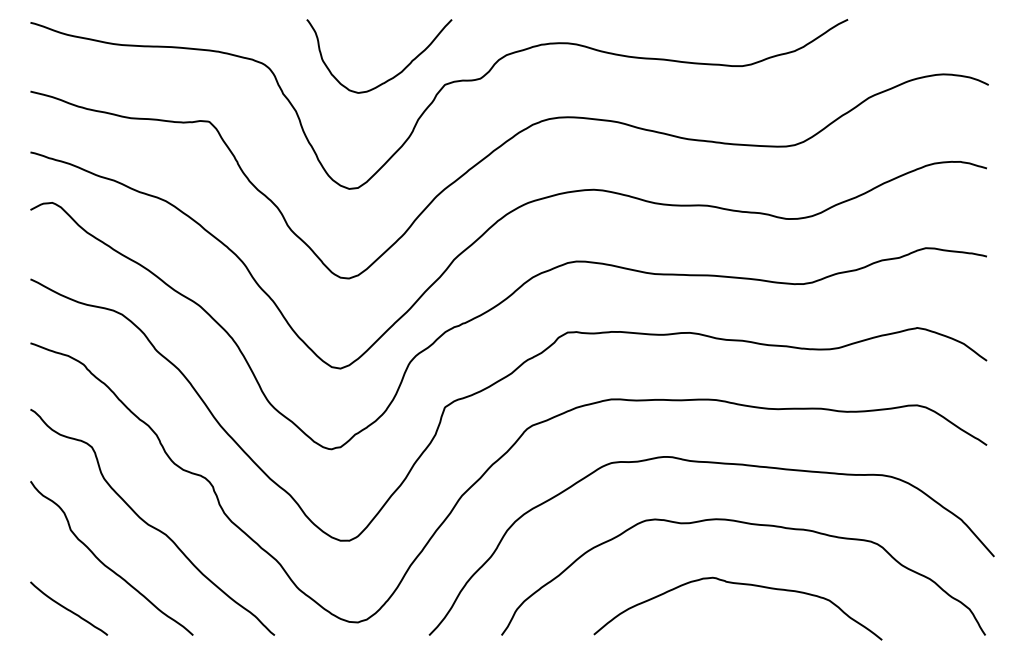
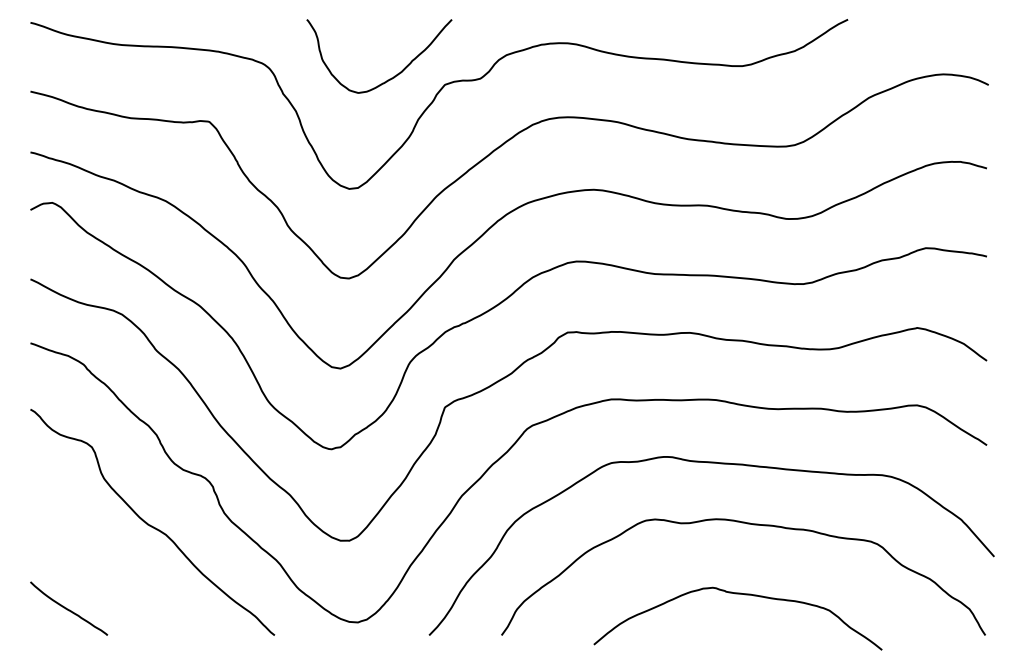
curve: present -> none (105, 564)
curve position: (737, 584) -> (737, 594) (737, 594)
